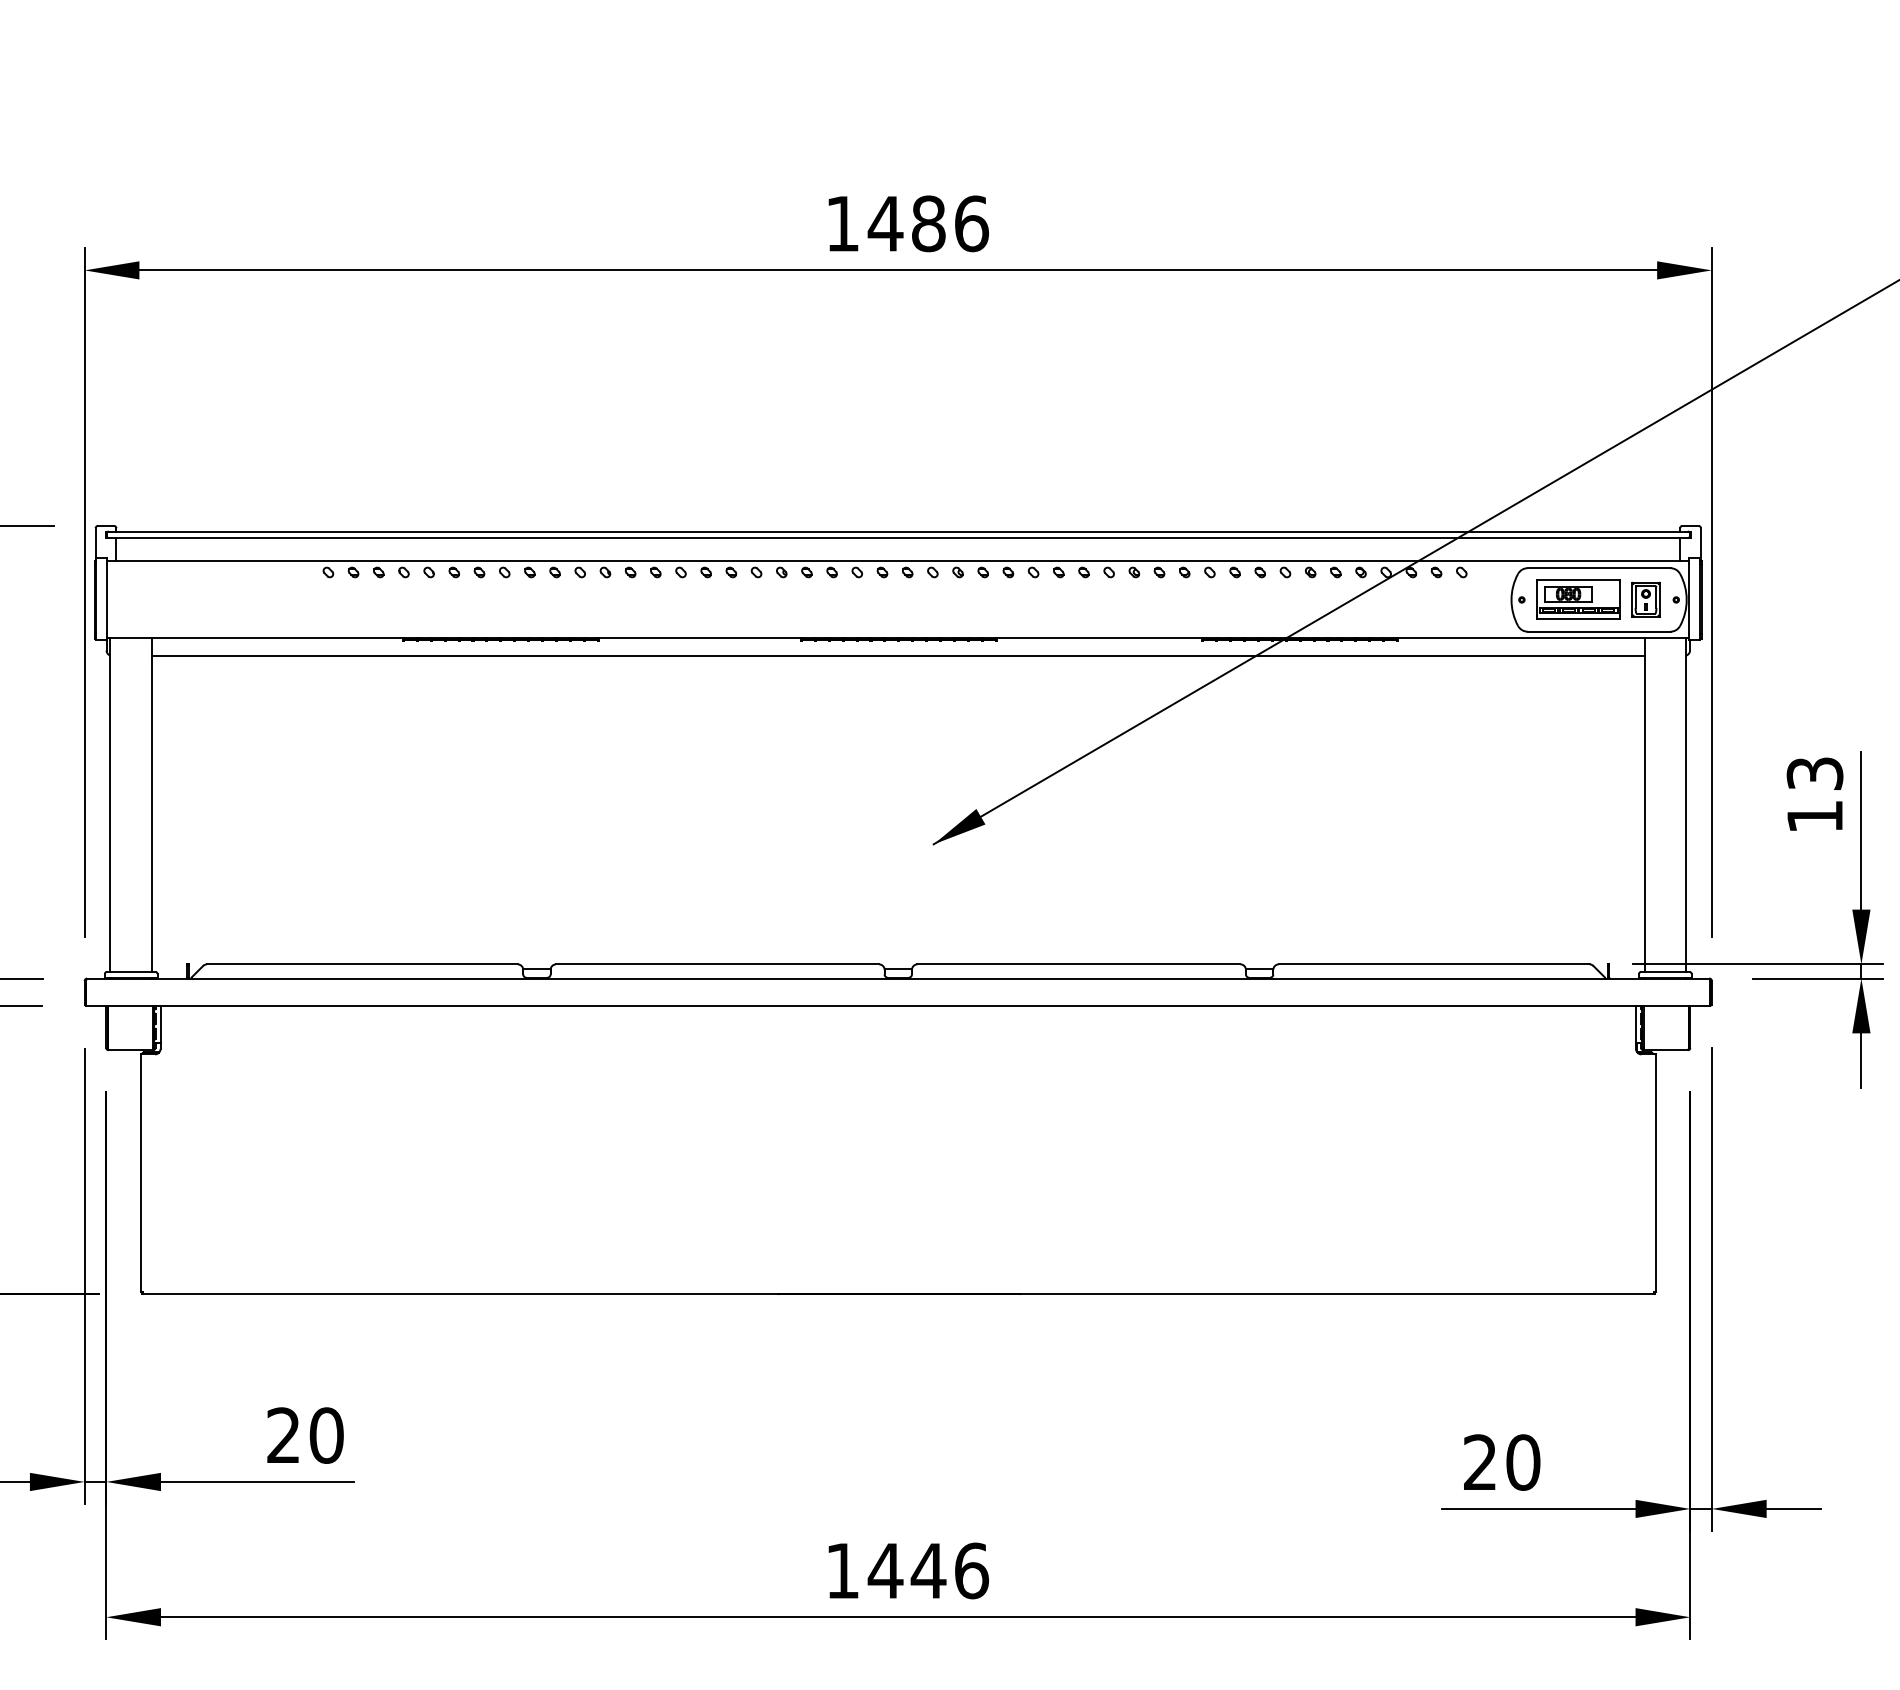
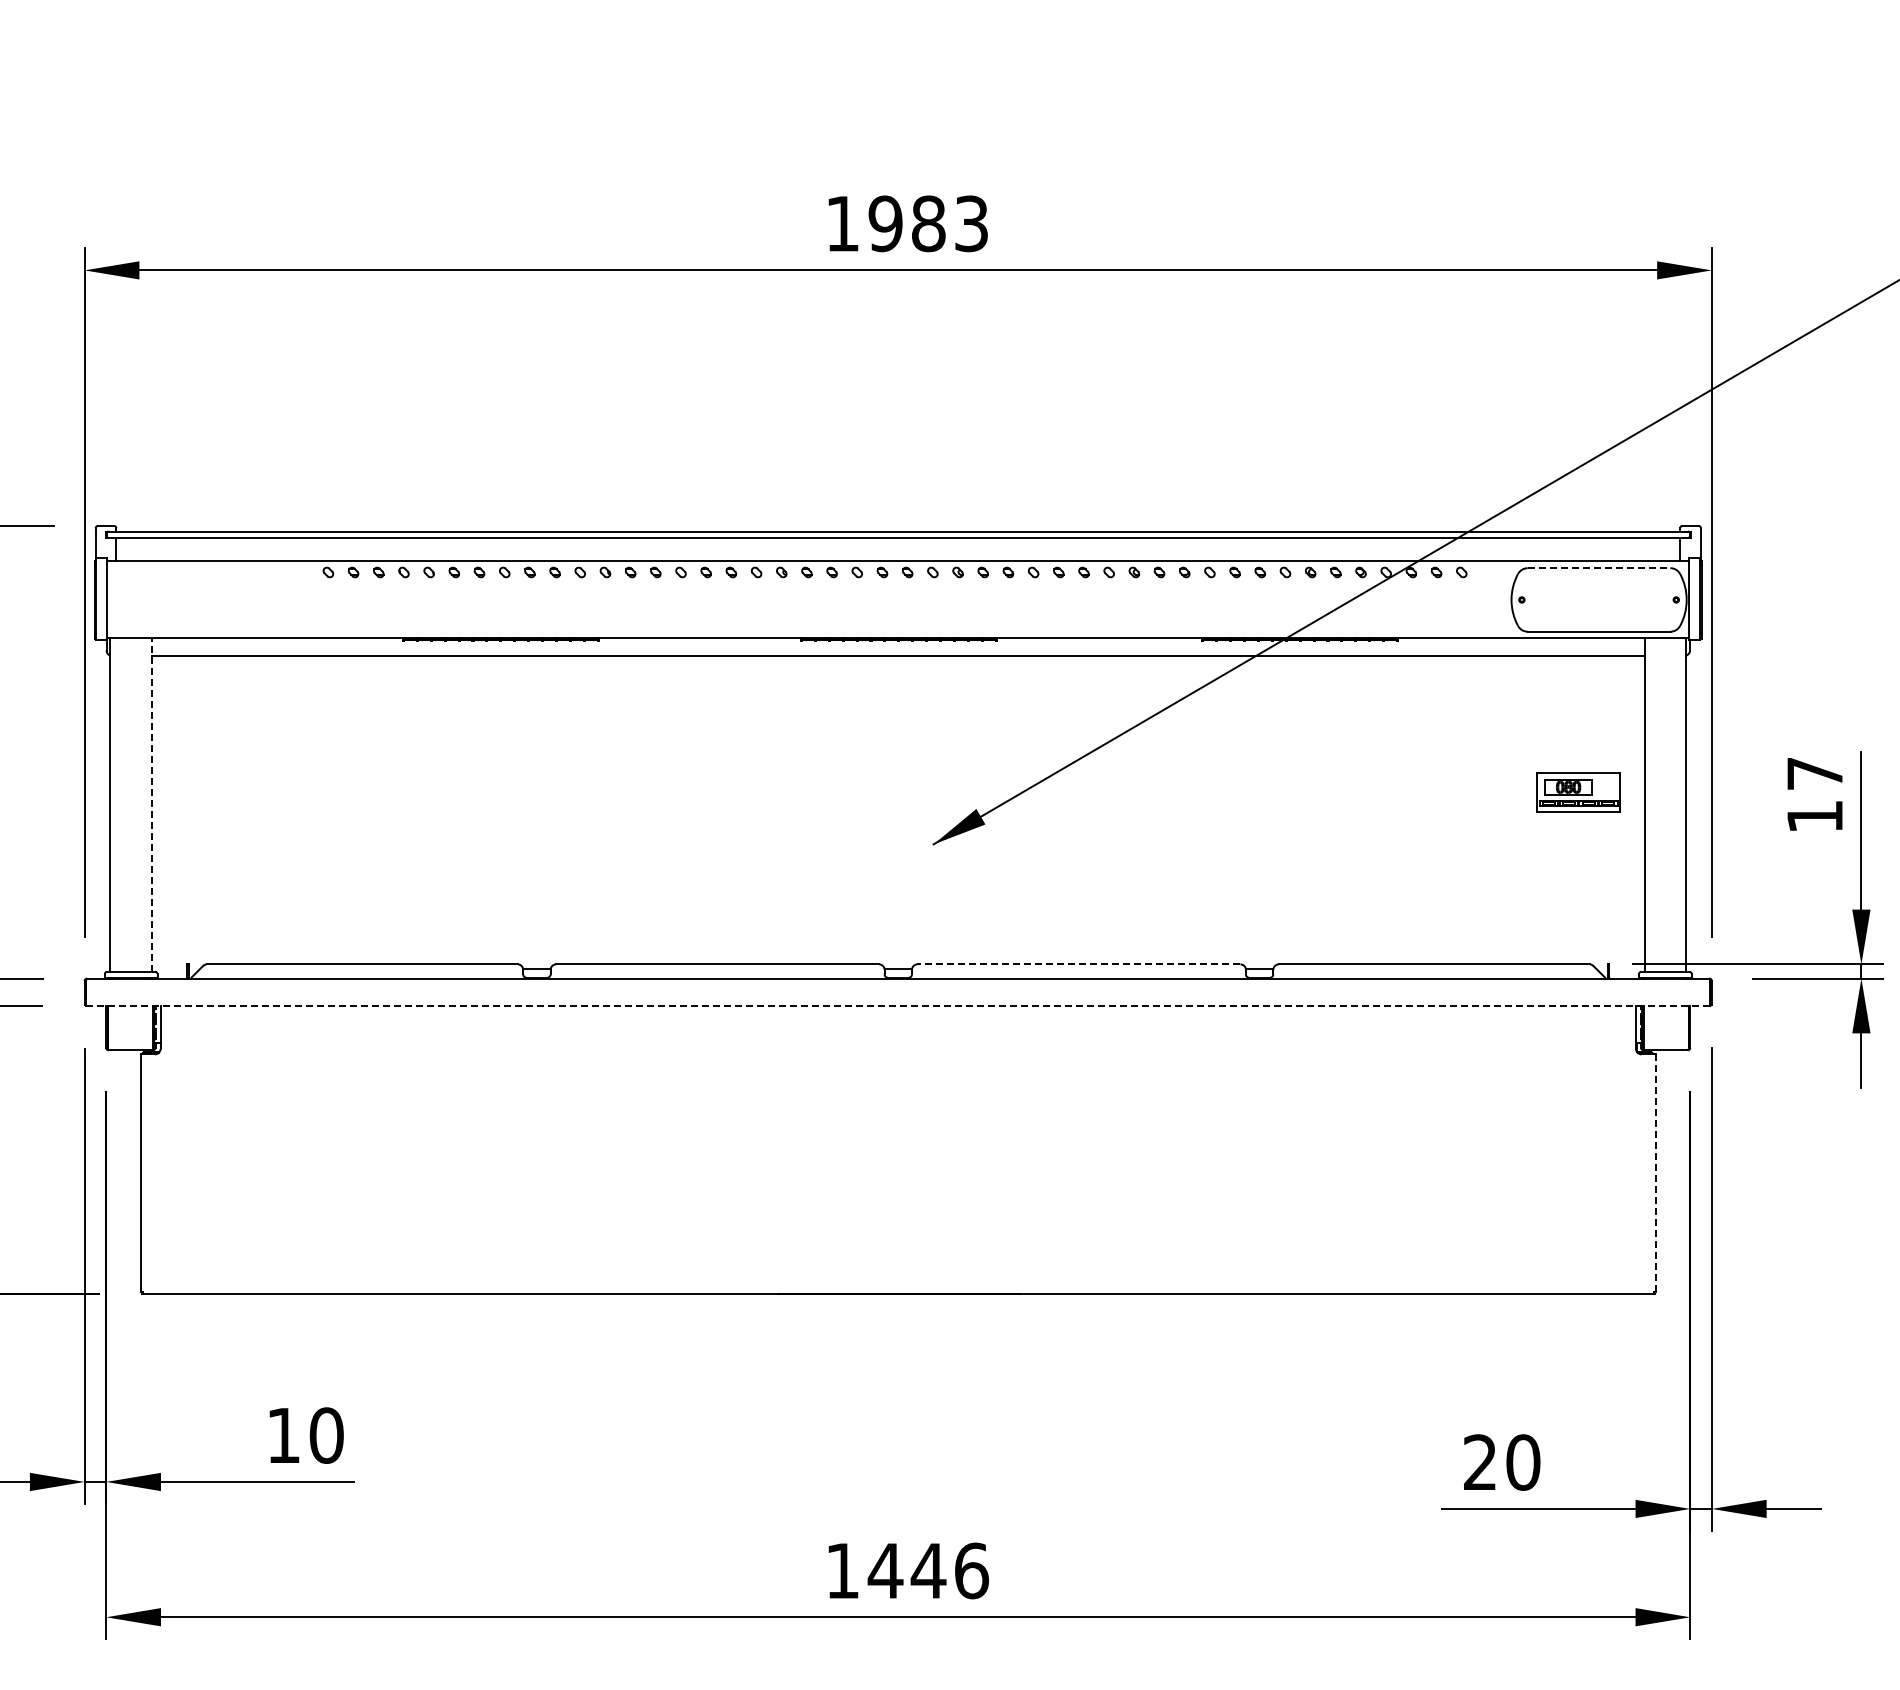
text: 1486 -> 1983 (928, 223)
line: solid -> dashed (1599, 568)
part position: (1578, 599) -> (1578, 792) (1578, 792)
part: present -> none (1645, 599)
text: 13 -> 17 (1814, 773)
line: solid -> dashed (152, 804)
line: solid -> dashed (1078, 964)
line: solid -> dashed (897, 1005)
line: solid -> dashed (1655, 1173)
text: 20 -> 10 (283, 1434)
